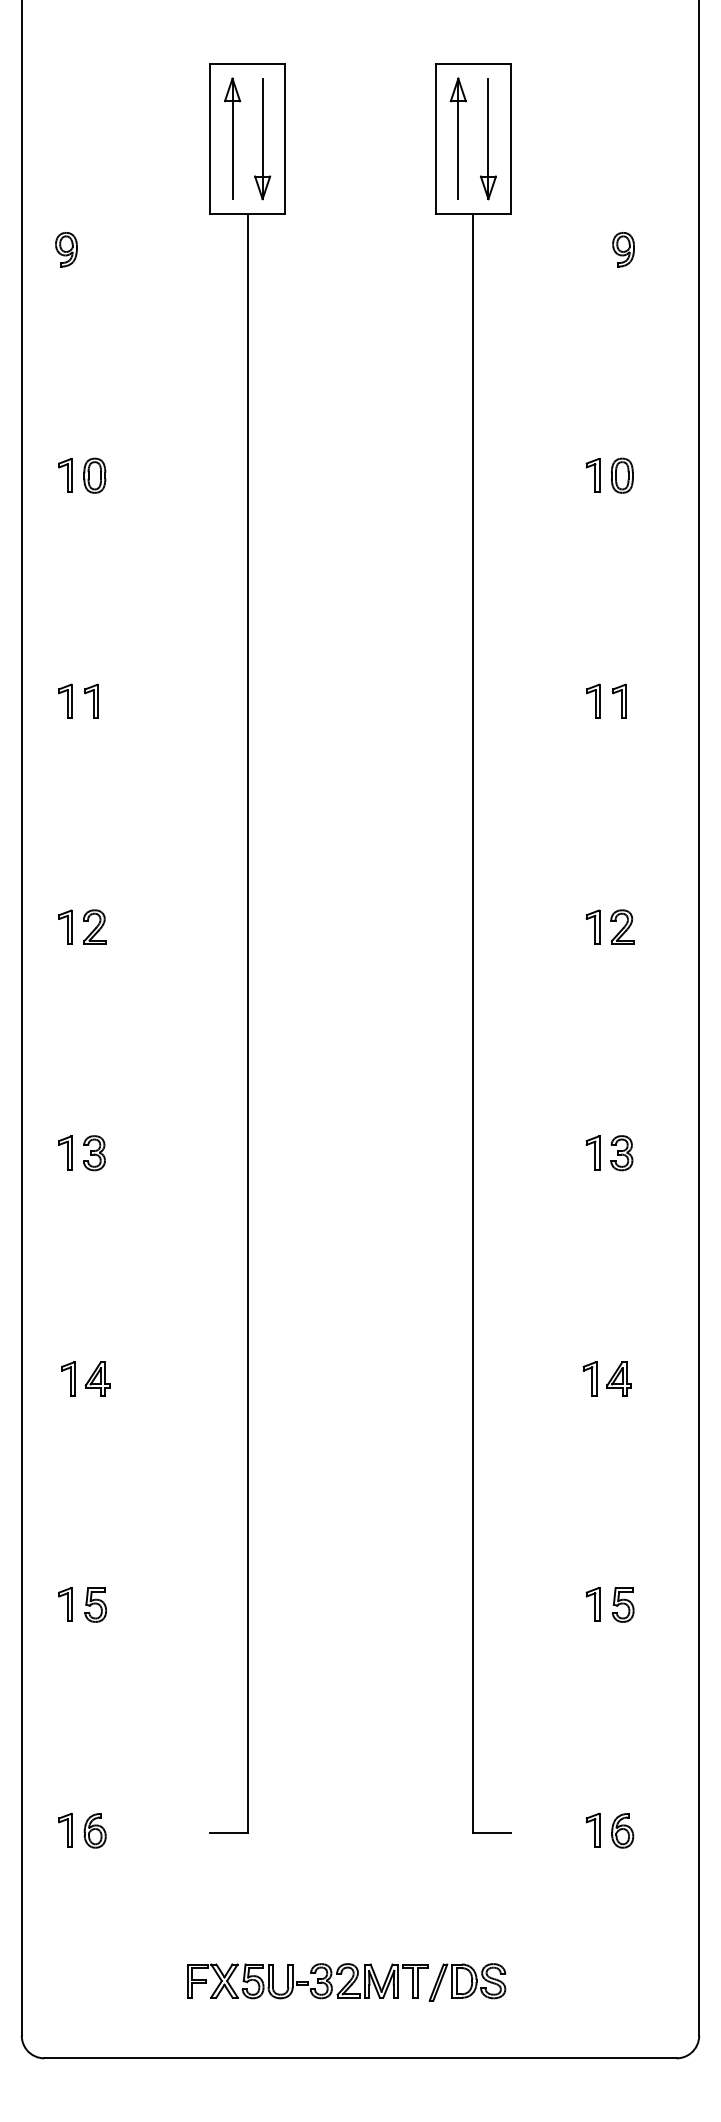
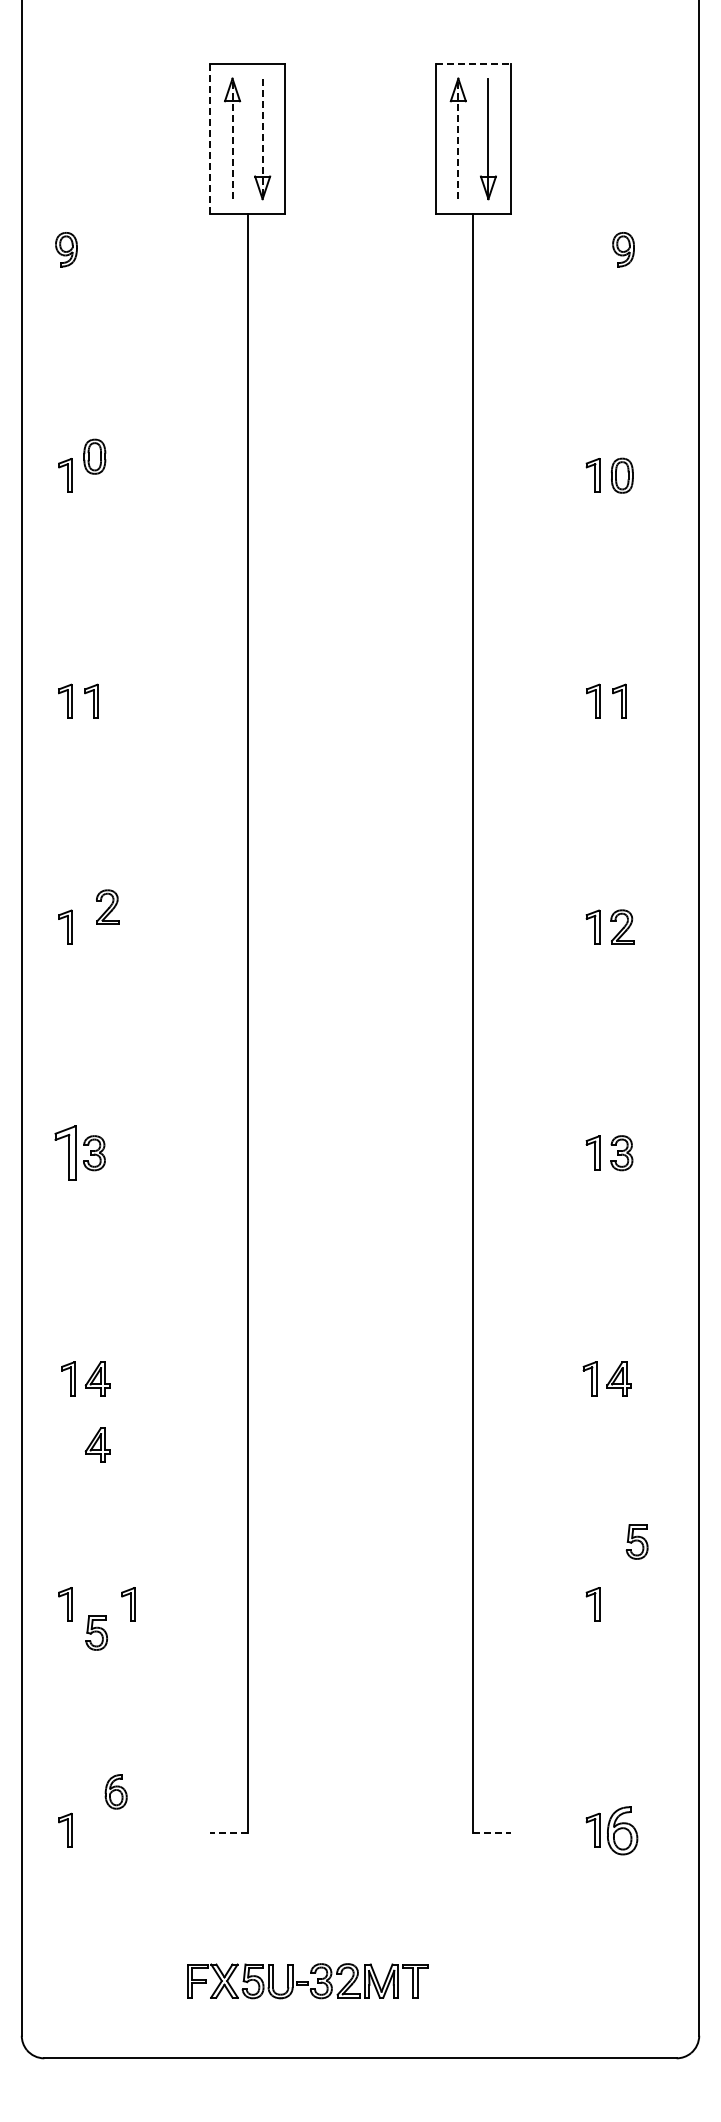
line: solid -> dashed (473, 63)
line: solid -> dashed (209, 138)
line: solid -> dashed (232, 138)
line: solid -> dashed (458, 138)
line: solid -> dashed (262, 139)
part position: (94, 475) -> (94, 456) (94, 456)
part position: (94, 926) -> (107, 906) (107, 906)
part size: 15x36 px -> 23x56 px (65, 1152)
part: none -> present (97, 1444)
part position: (95, 1604) -> (96, 1632) (96, 1632)
part: none -> present (128, 1604)
part position: (622, 1604) -> (636, 1541) (636, 1541)
part position: (94, 1830) -> (115, 1791) (115, 1791)
part size: 24x36 px -> 32x50 px (622, 1830)
line: solid -> dashed (228, 1832)
line: solid -> dashed (492, 1832)
part: present -> none (467, 1982)
